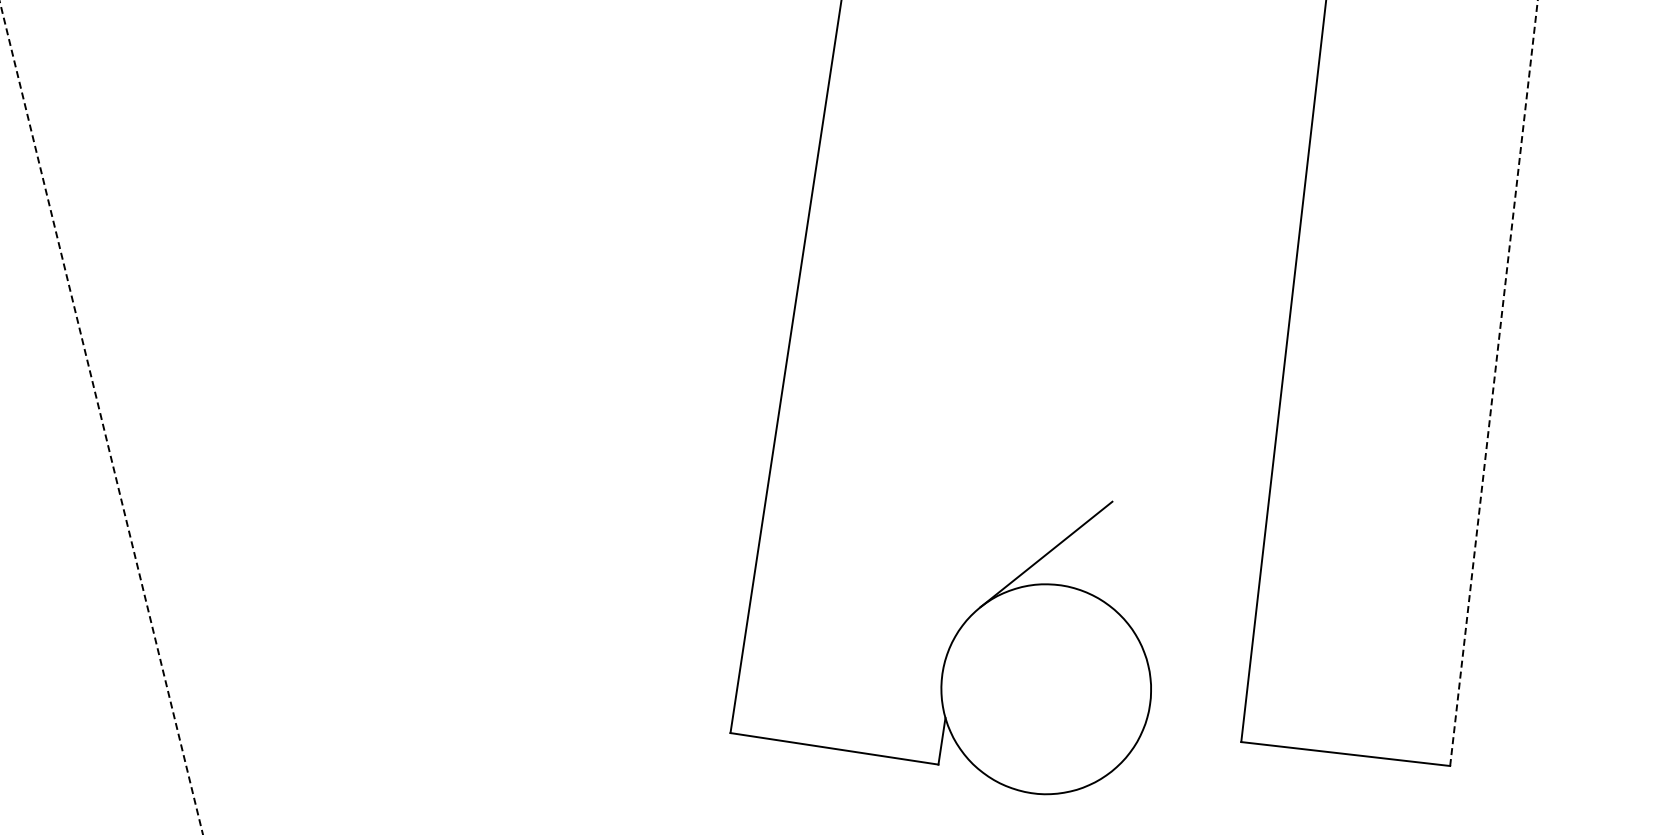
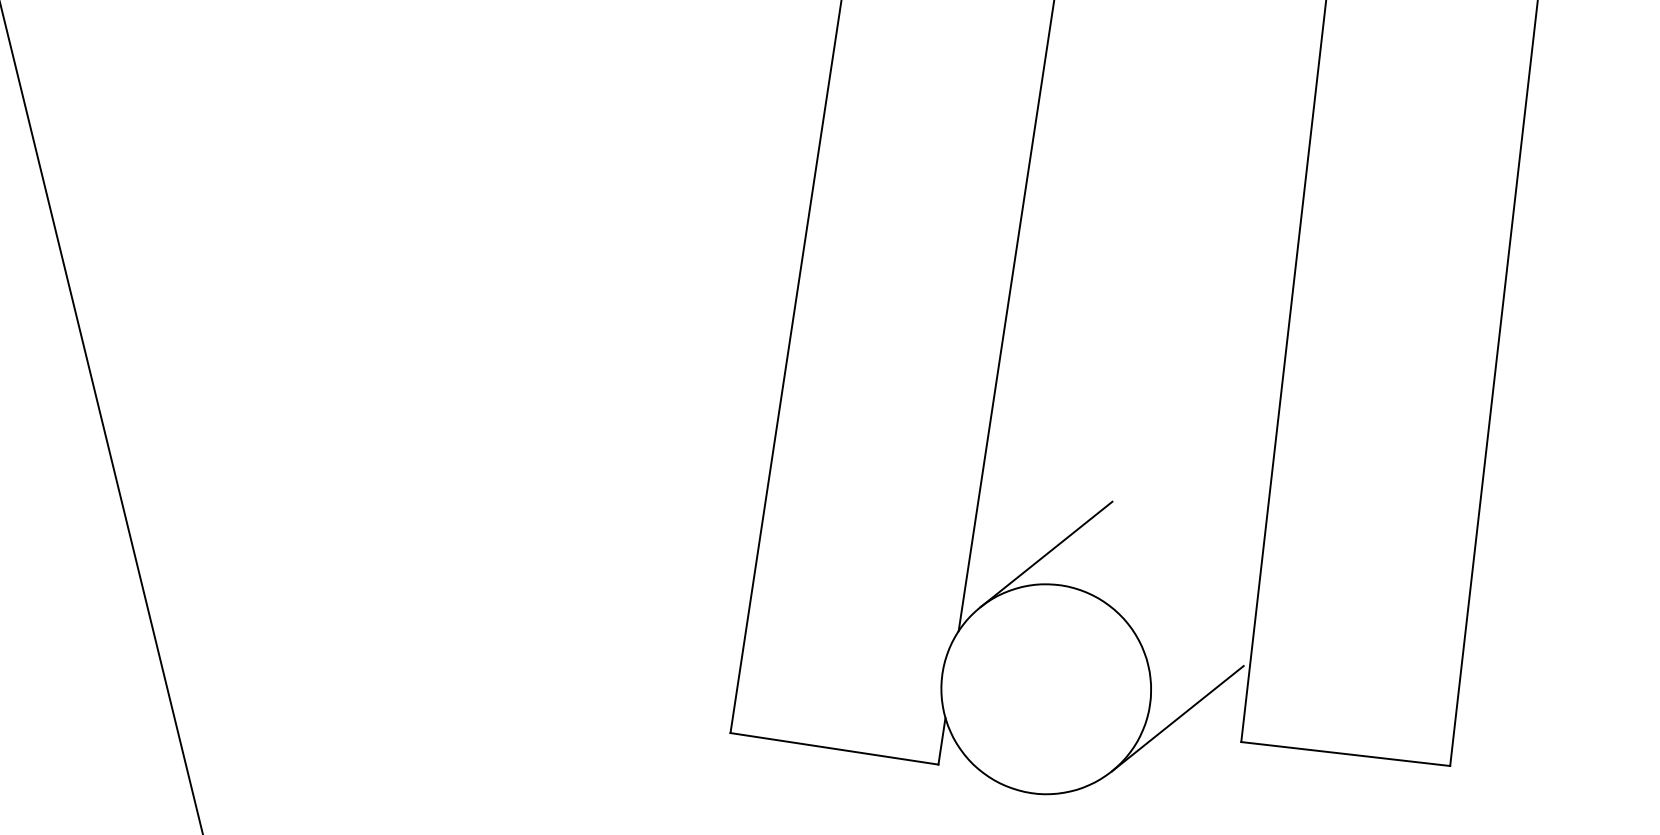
line: none -> present (1005, 316)
line: dashed -> solid (1494, 382)
line: dashed -> solid (101, 419)
line: none -> present (1177, 718)
